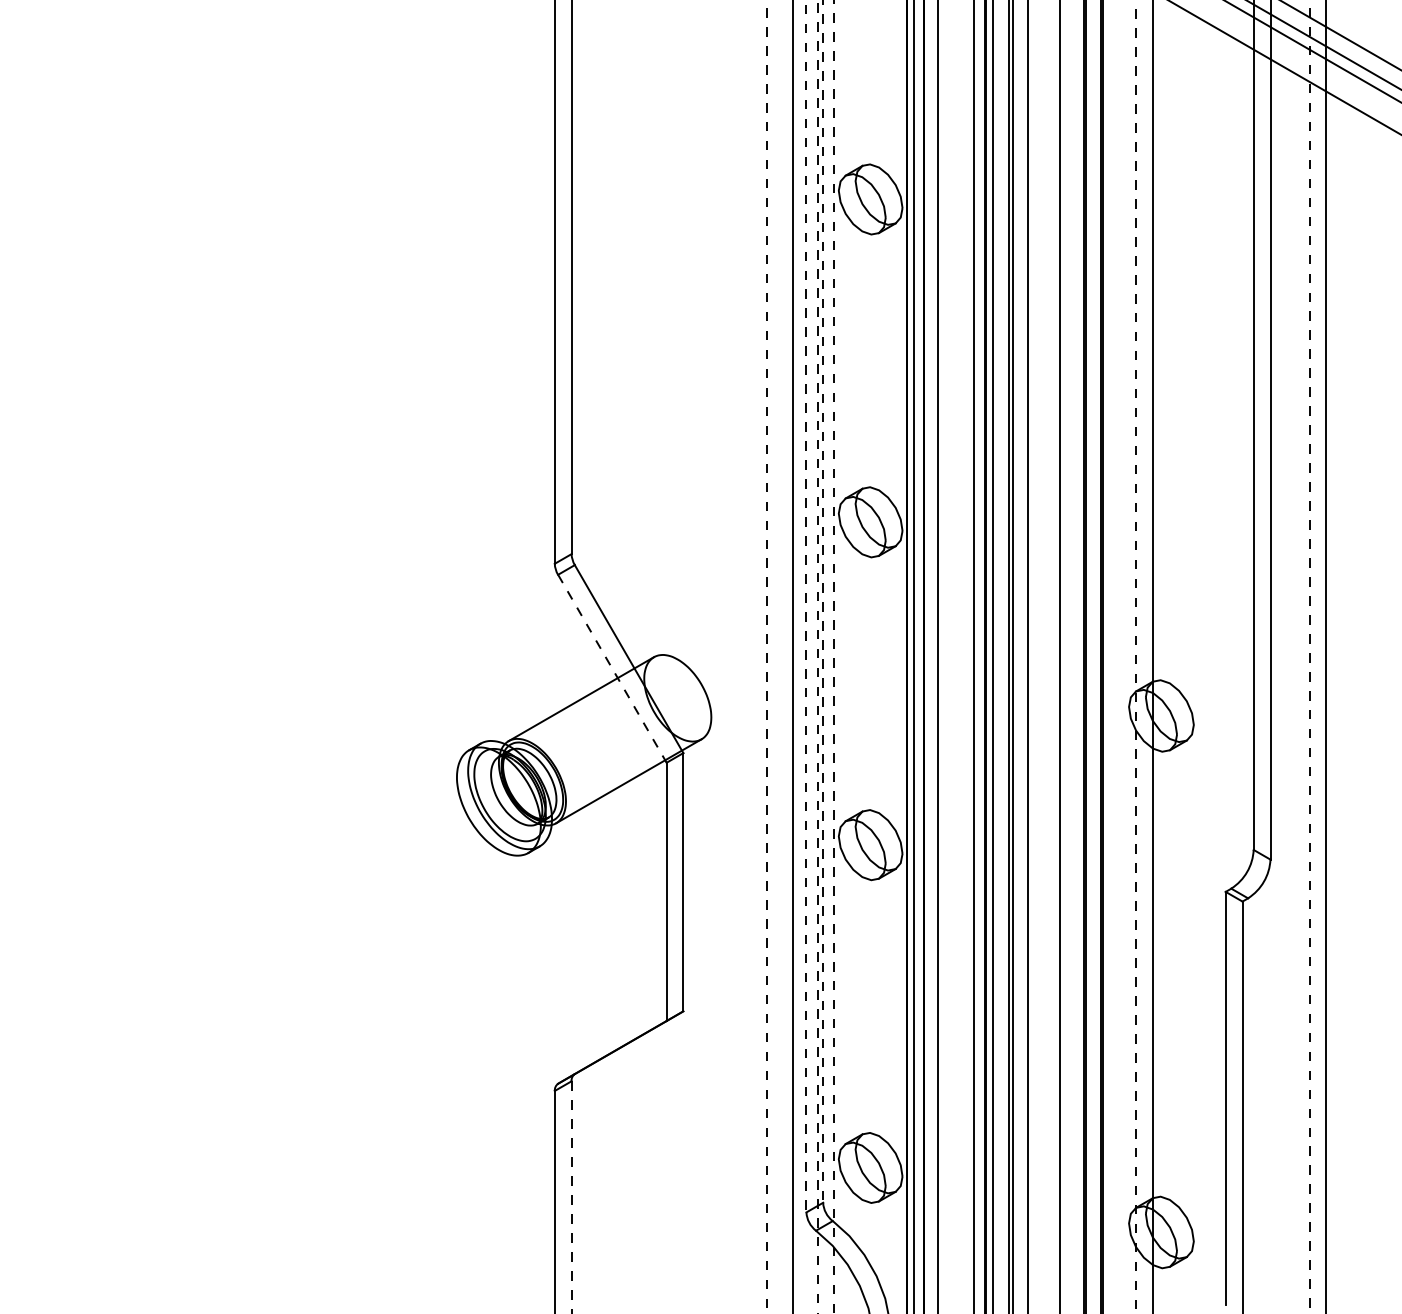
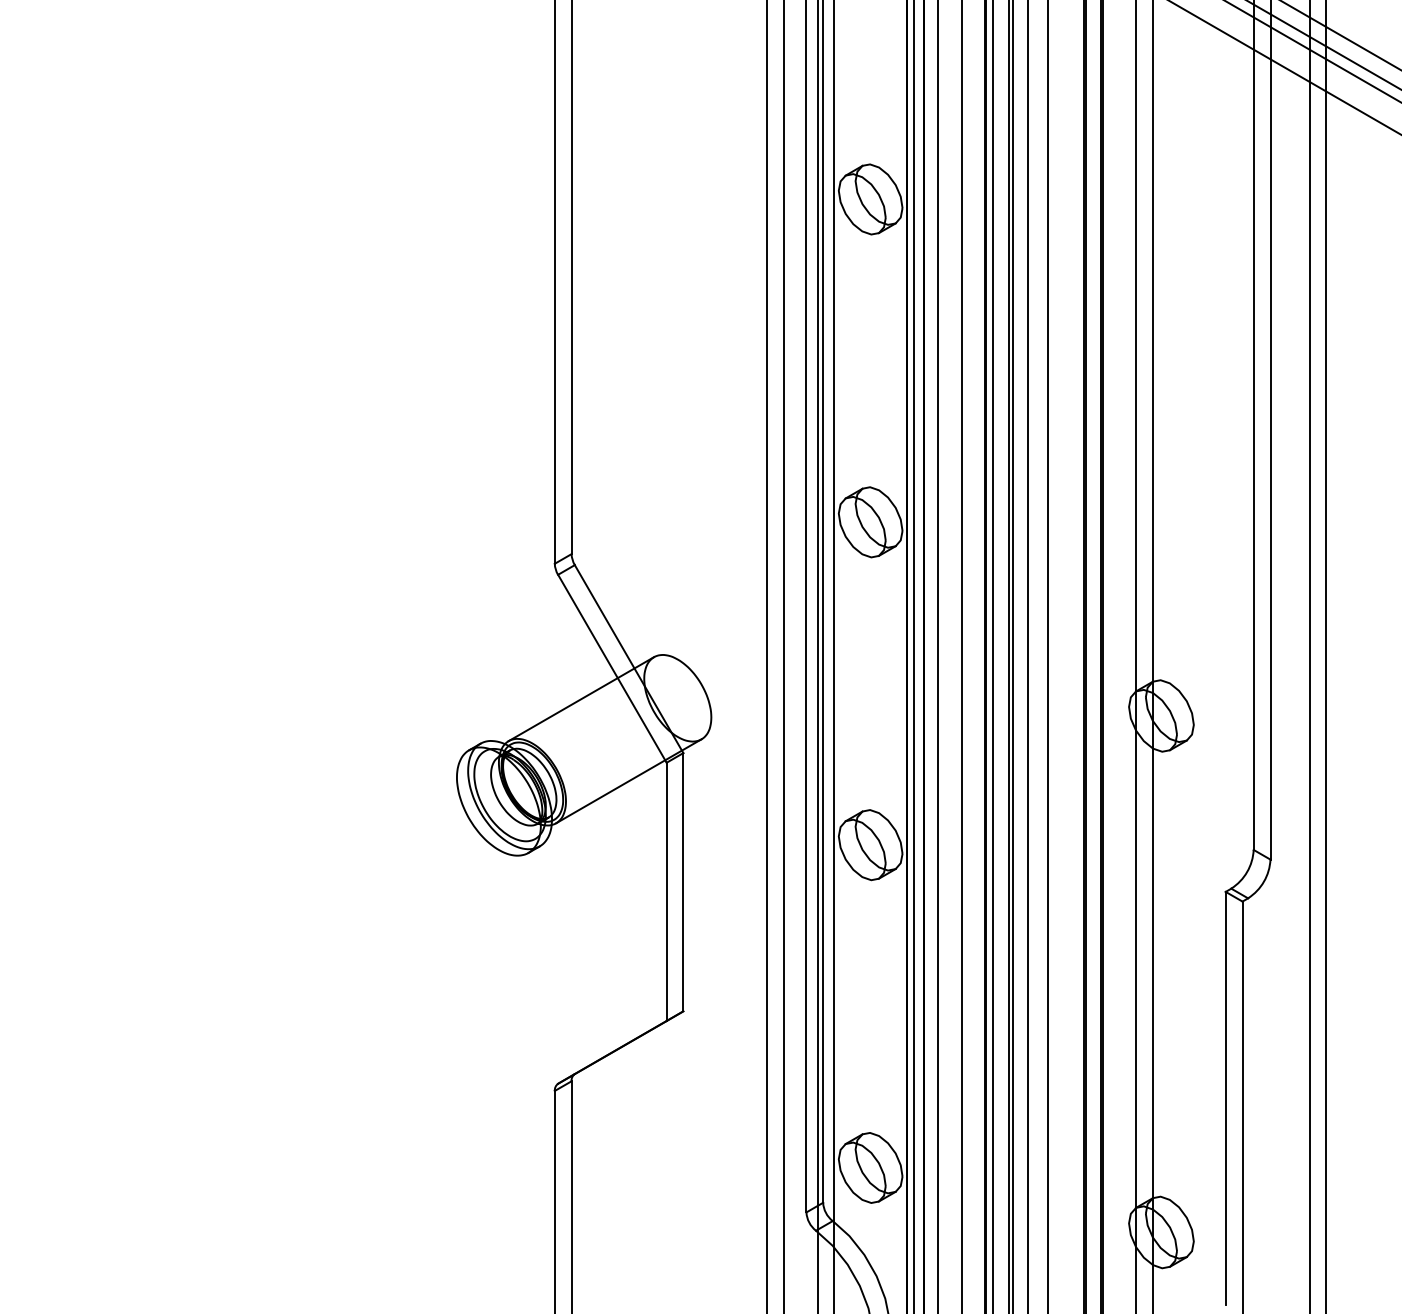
line: dashed -> solid (823, 601)
line: dashed -> solid (806, 606)
line position: (793, 656) -> (784, 656) (784, 656)
line position: (973, 656) -> (961, 656) (961, 656)
line position: (1059, 656) -> (1047, 656) (1047, 656)
line: dashed -> solid (1136, 656)
line: dashed -> solid (767, 657)
line: dashed -> solid (817, 657)
line: dashed -> solid (834, 657)
line: dashed -> solid (1309, 657)
line: dashed -> solid (612, 668)
line: dashed -> solid (571, 1198)
